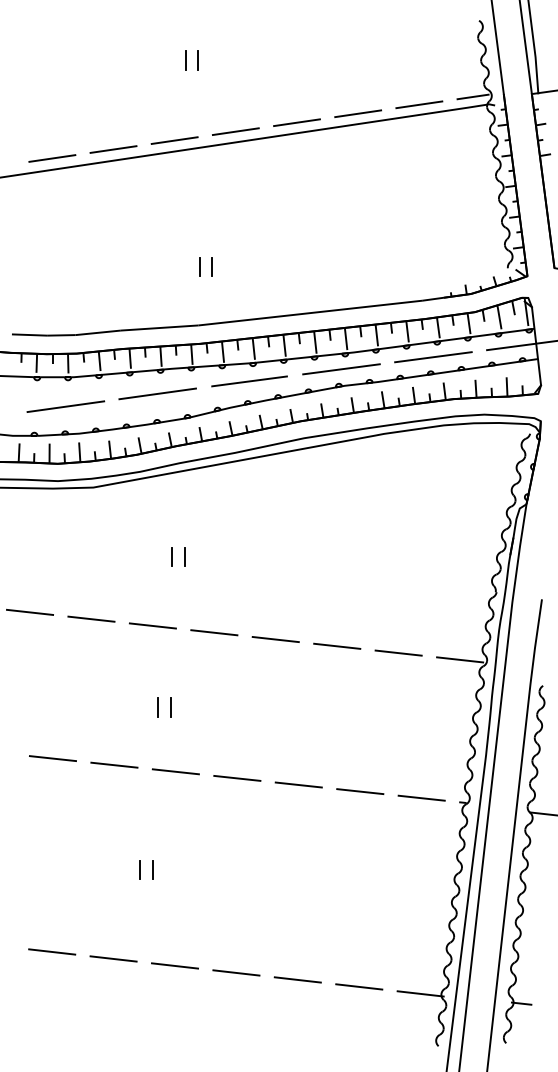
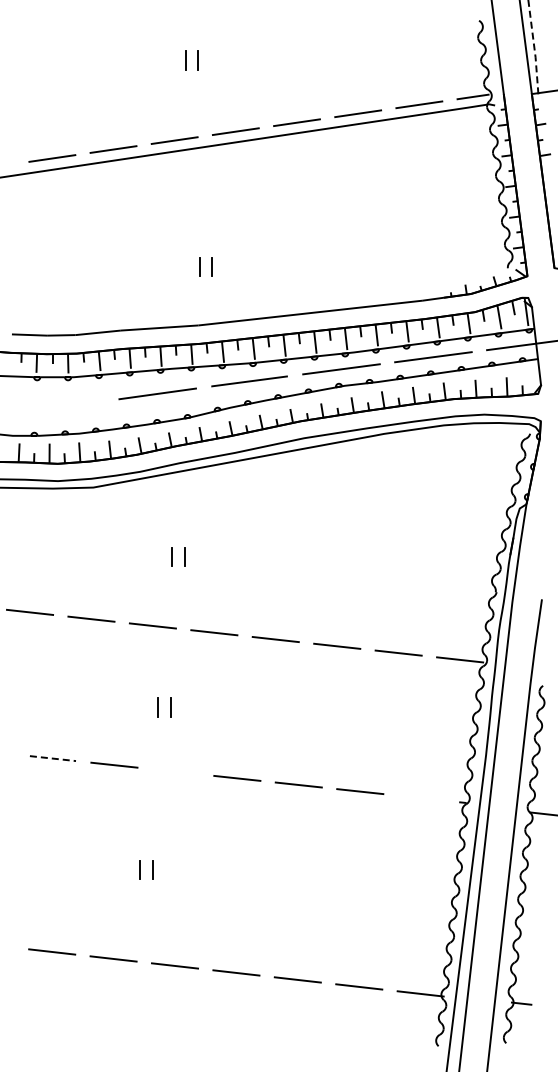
line: solid -> dashed (534, 48)
line: present -> none (65, 406)
line: solid -> dashed (53, 758)
line: present -> none (175, 771)
line: present -> none (421, 797)
